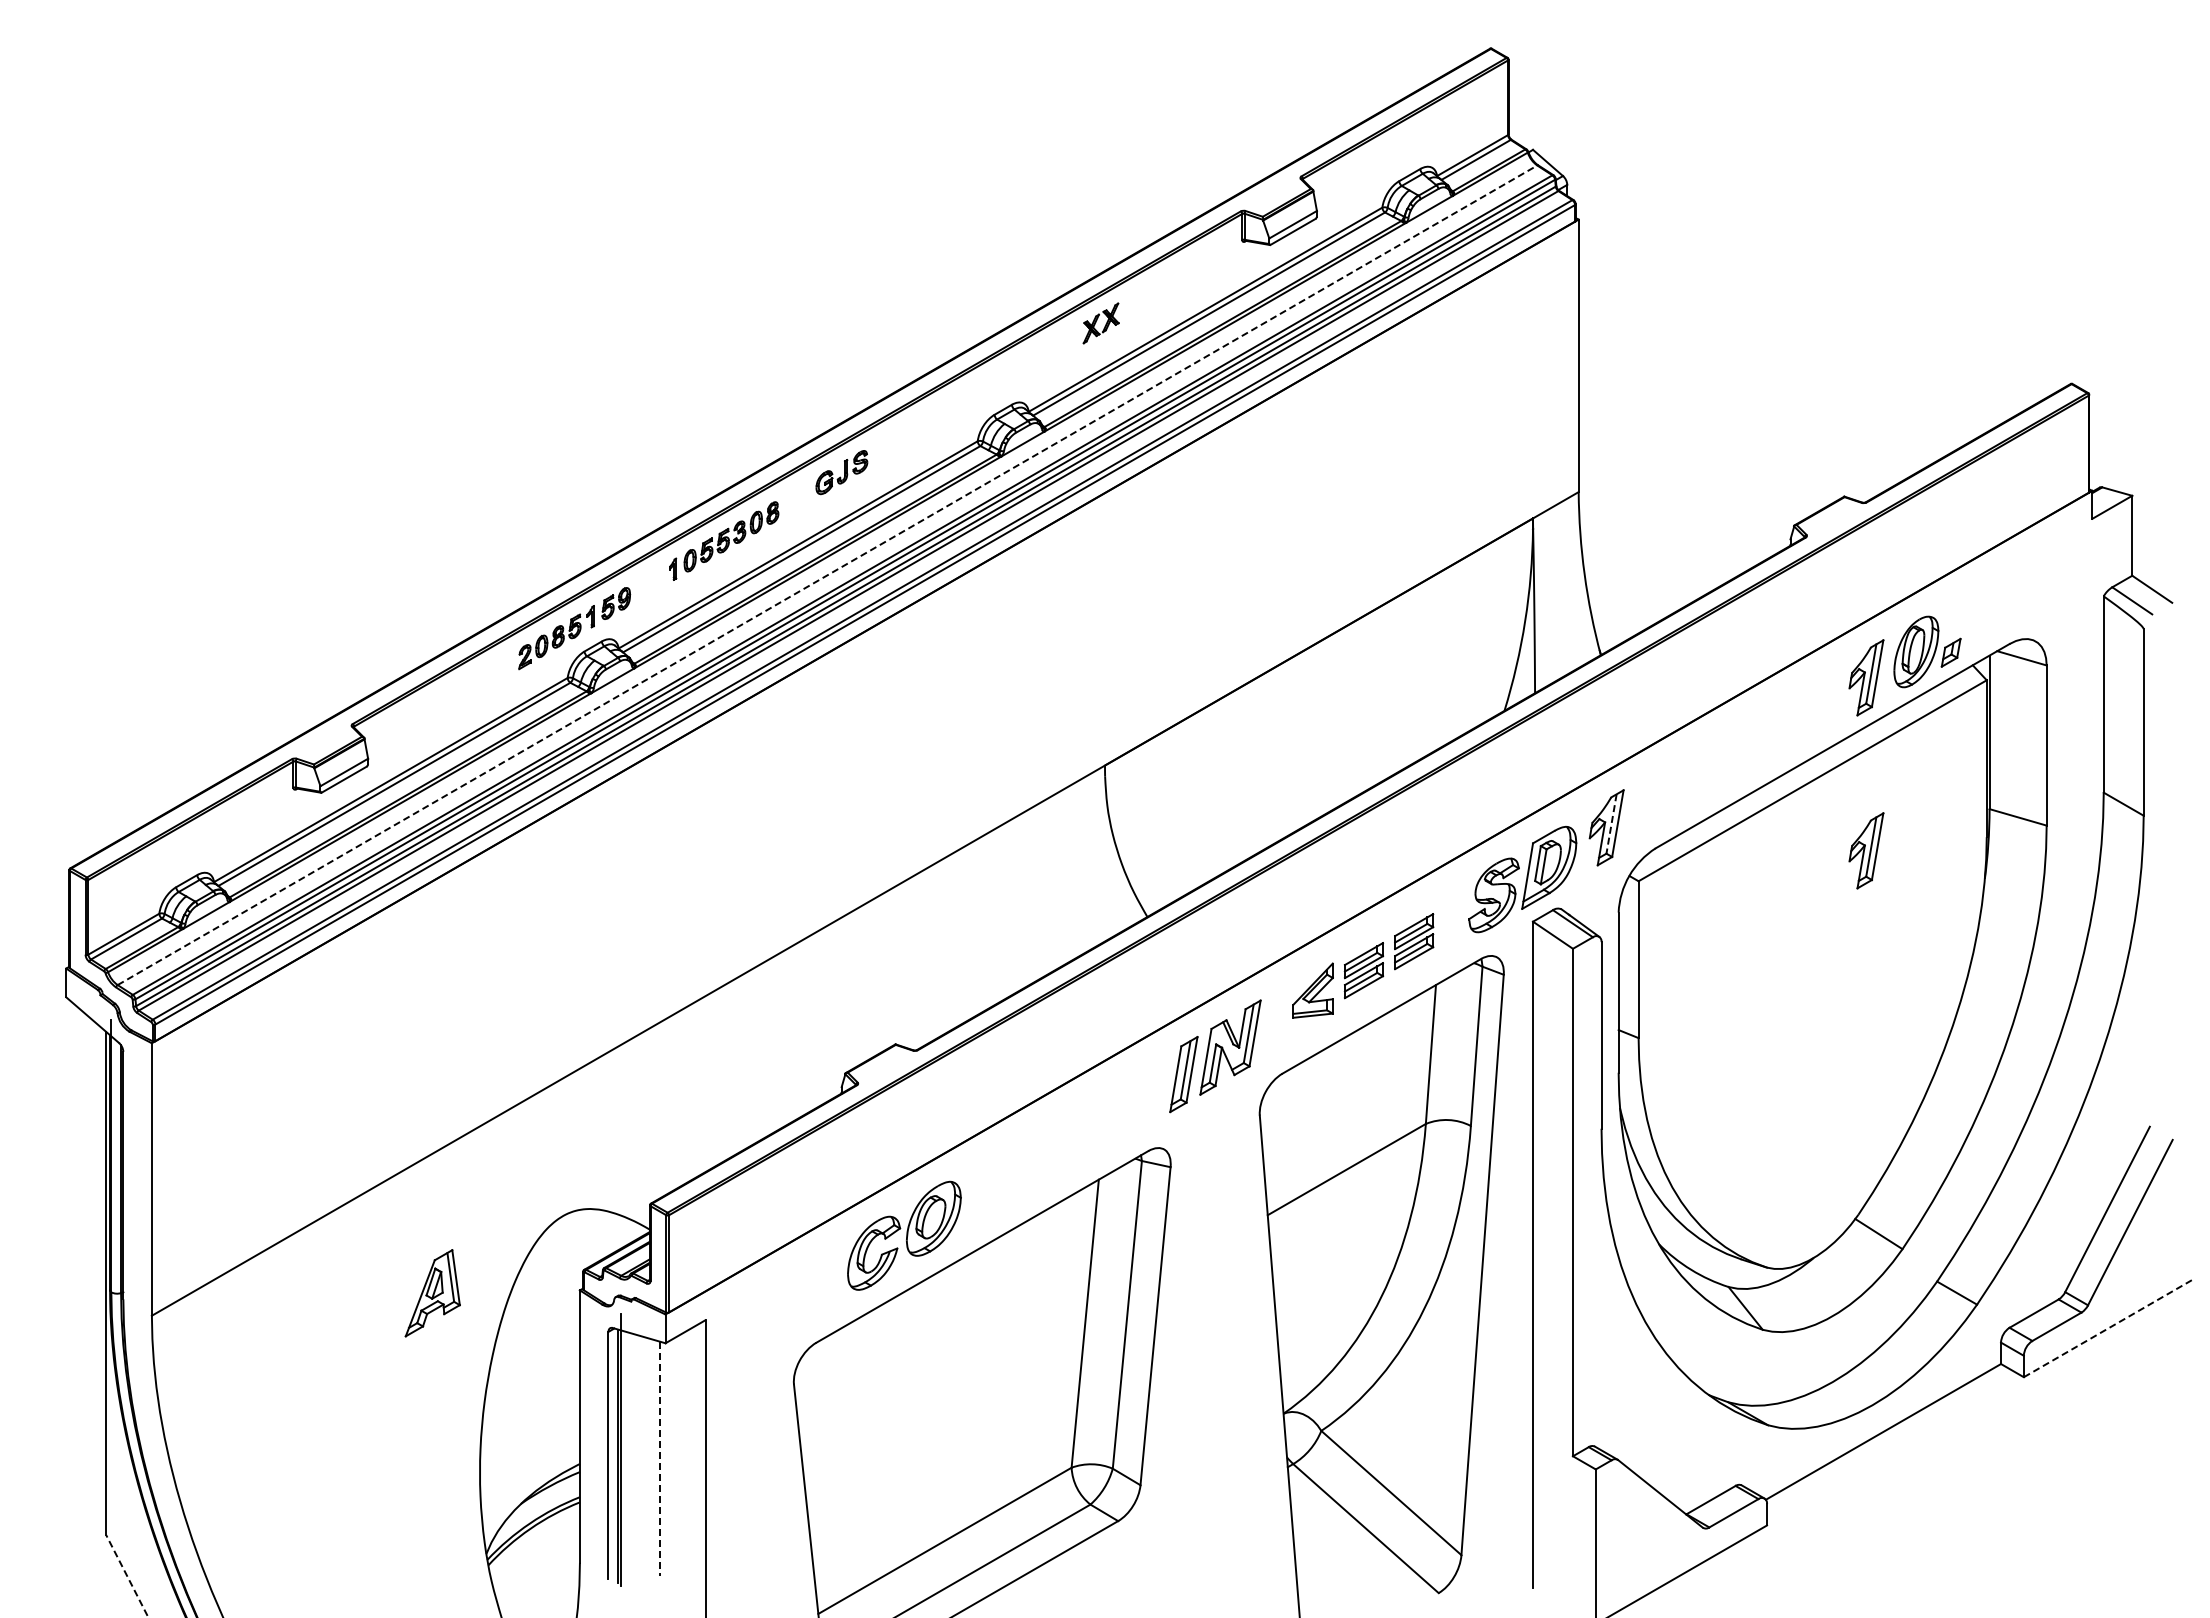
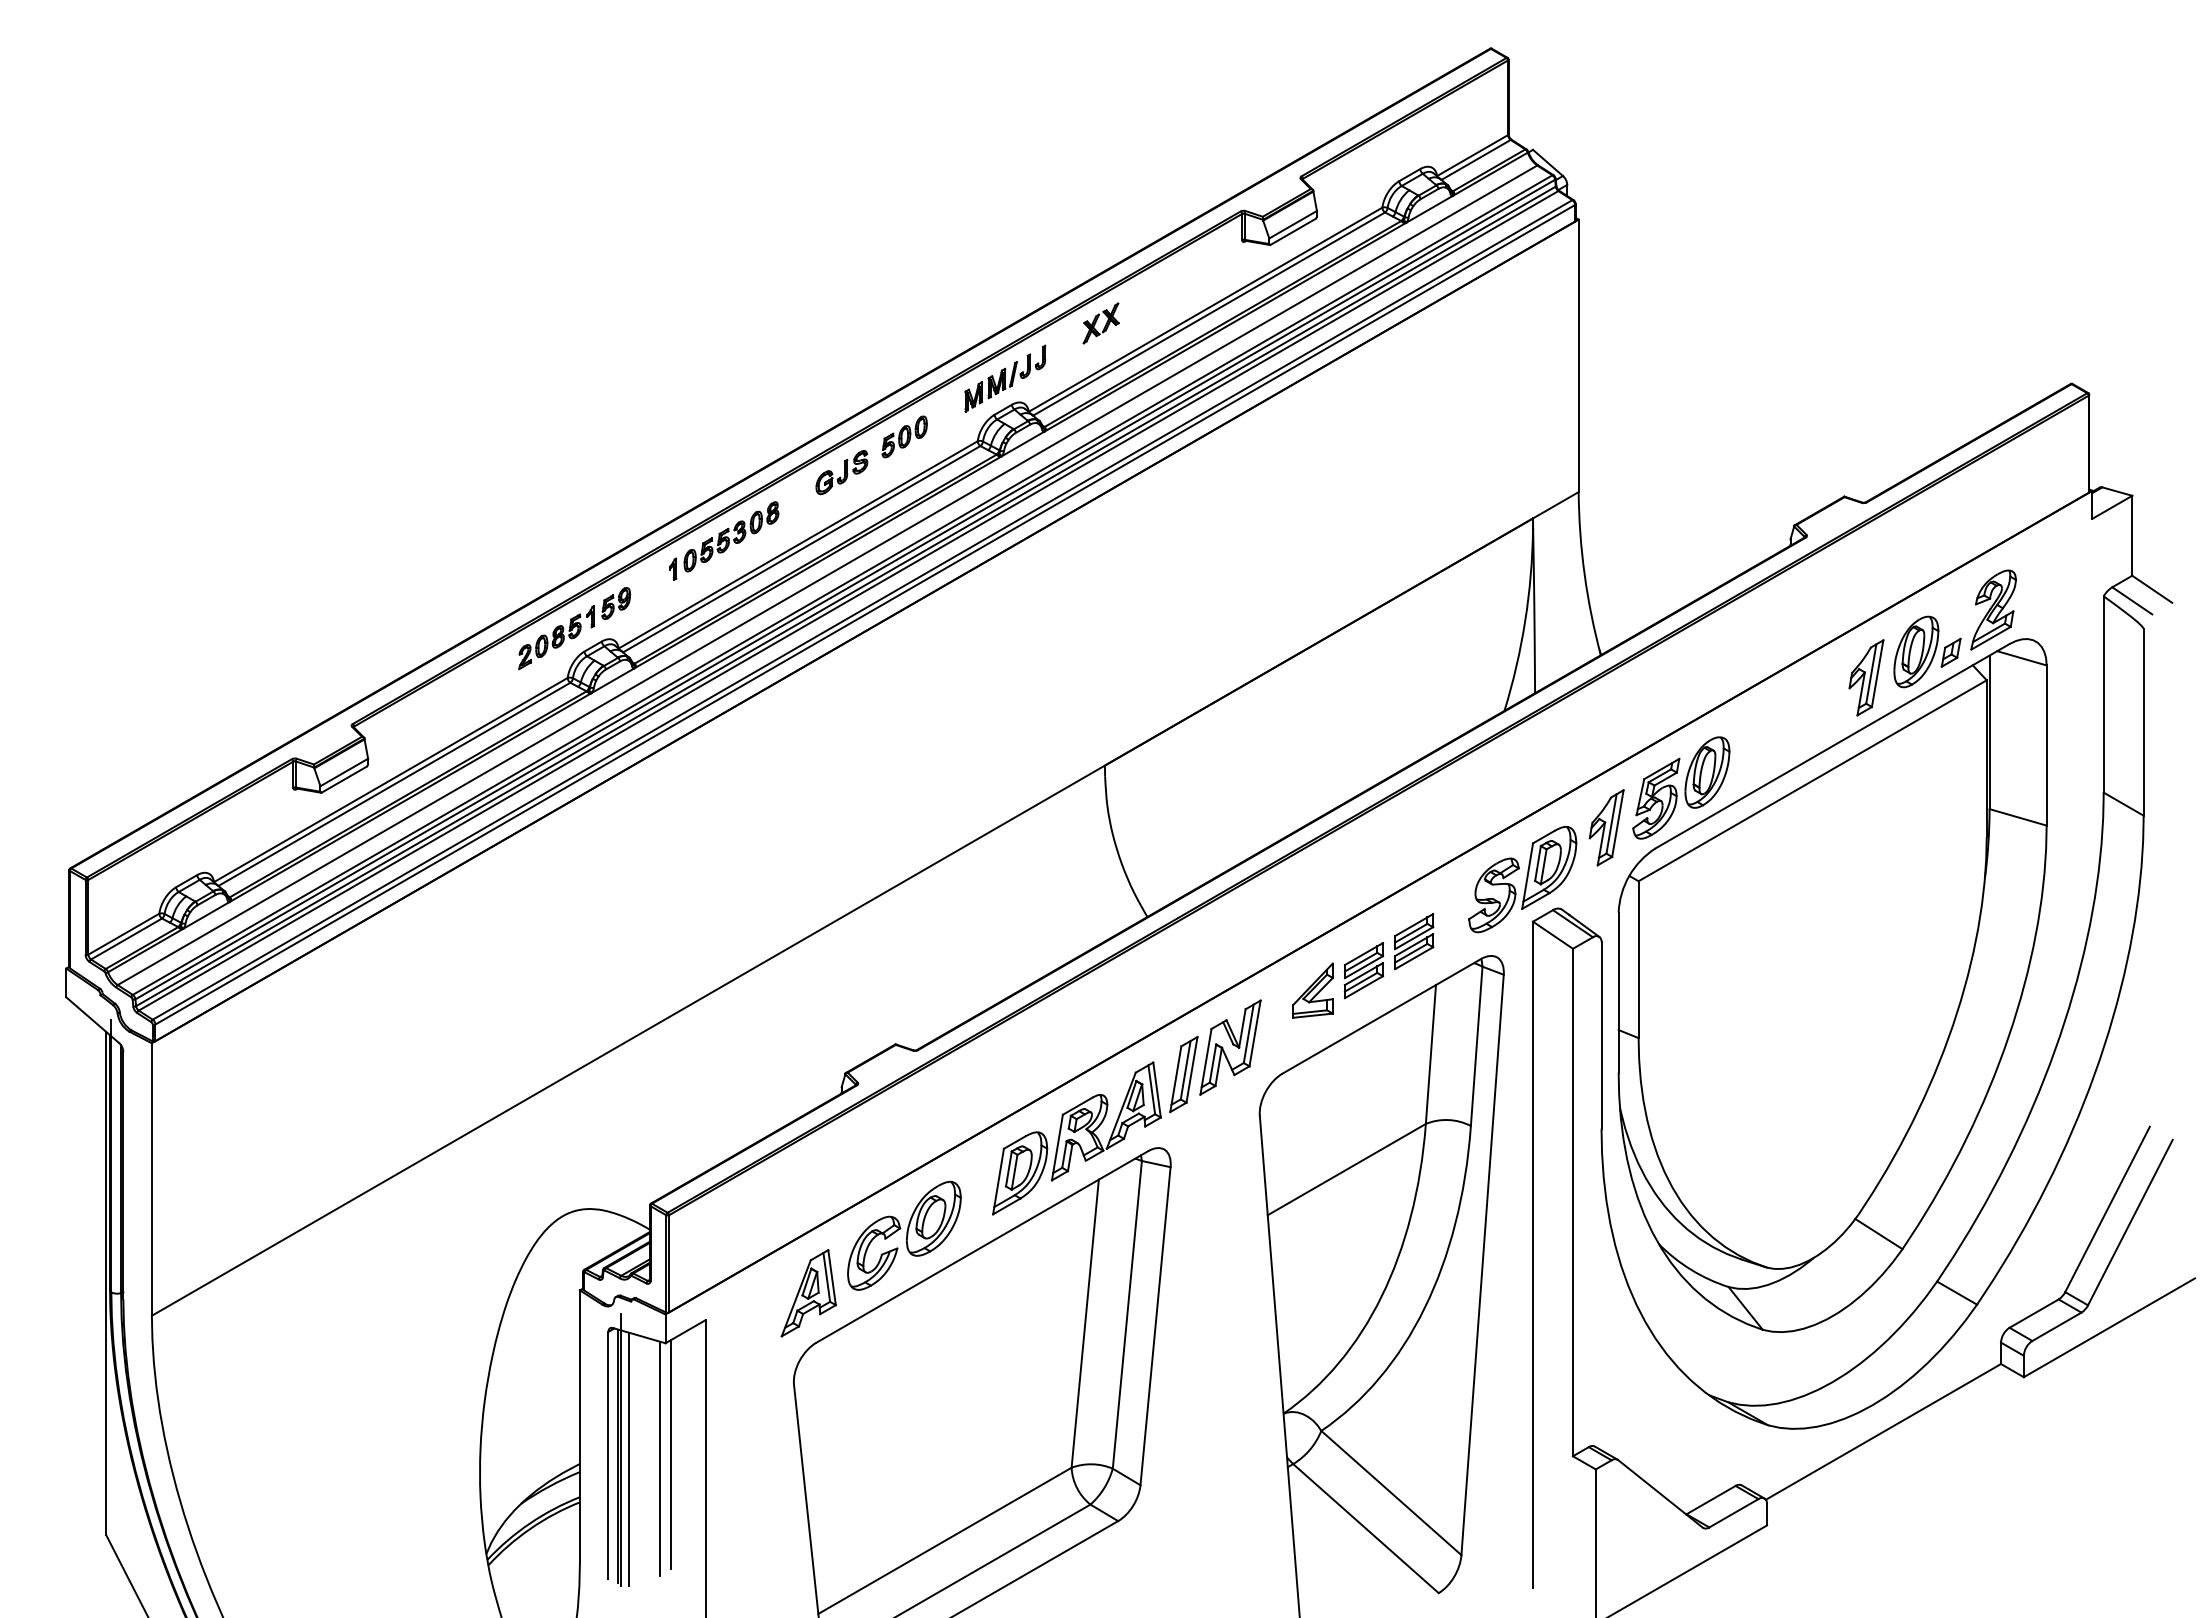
part: none -> present (1005, 378)
part: none -> present (904, 436)
line: dashed -> solid (827, 575)
part: none -> present (1993, 609)
part: none -> present (1681, 787)
line: dashed -> solid (1611, 824)
part: present -> none (1866, 850)
part: none -> present (1076, 1138)
part position: (432, 1293) -> (808, 1293) (808, 1293)
line: dashed -> solid (2109, 1327)
line: none -> present (671, 1454)
line: none -> present (628, 1459)
line: dashed -> solid (659, 1459)
line: dashed -> solid (127, 1576)
